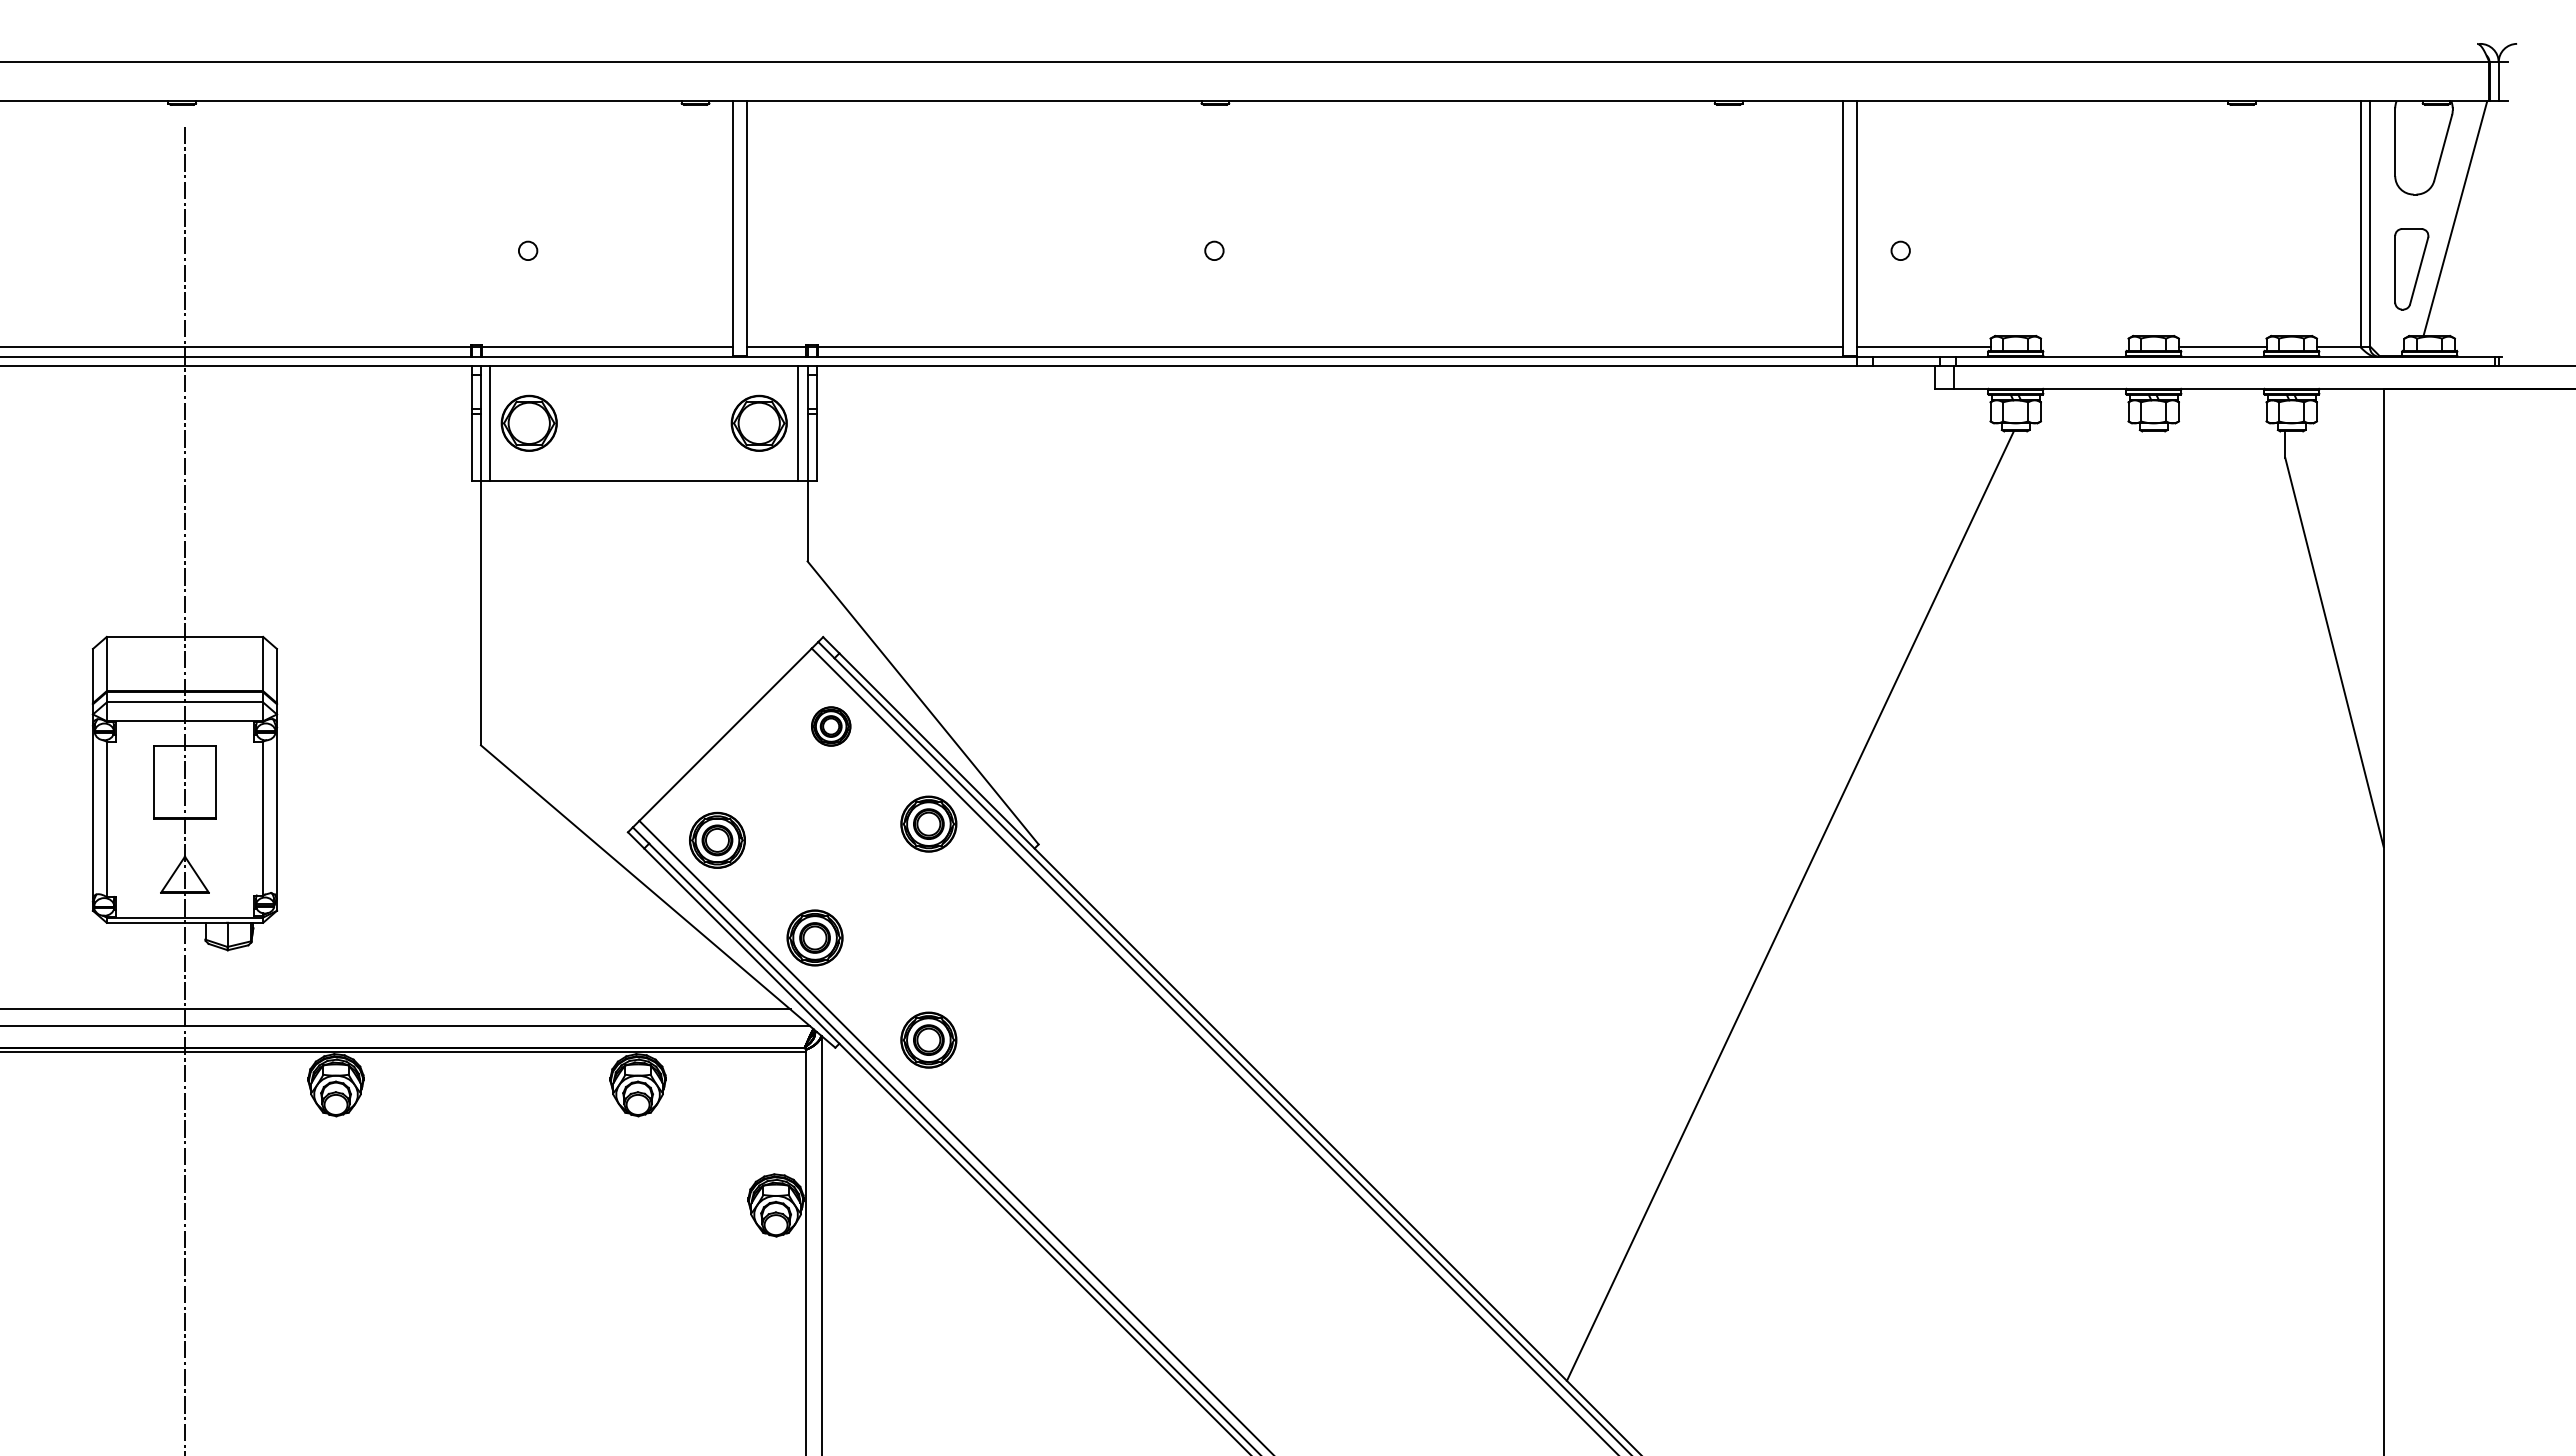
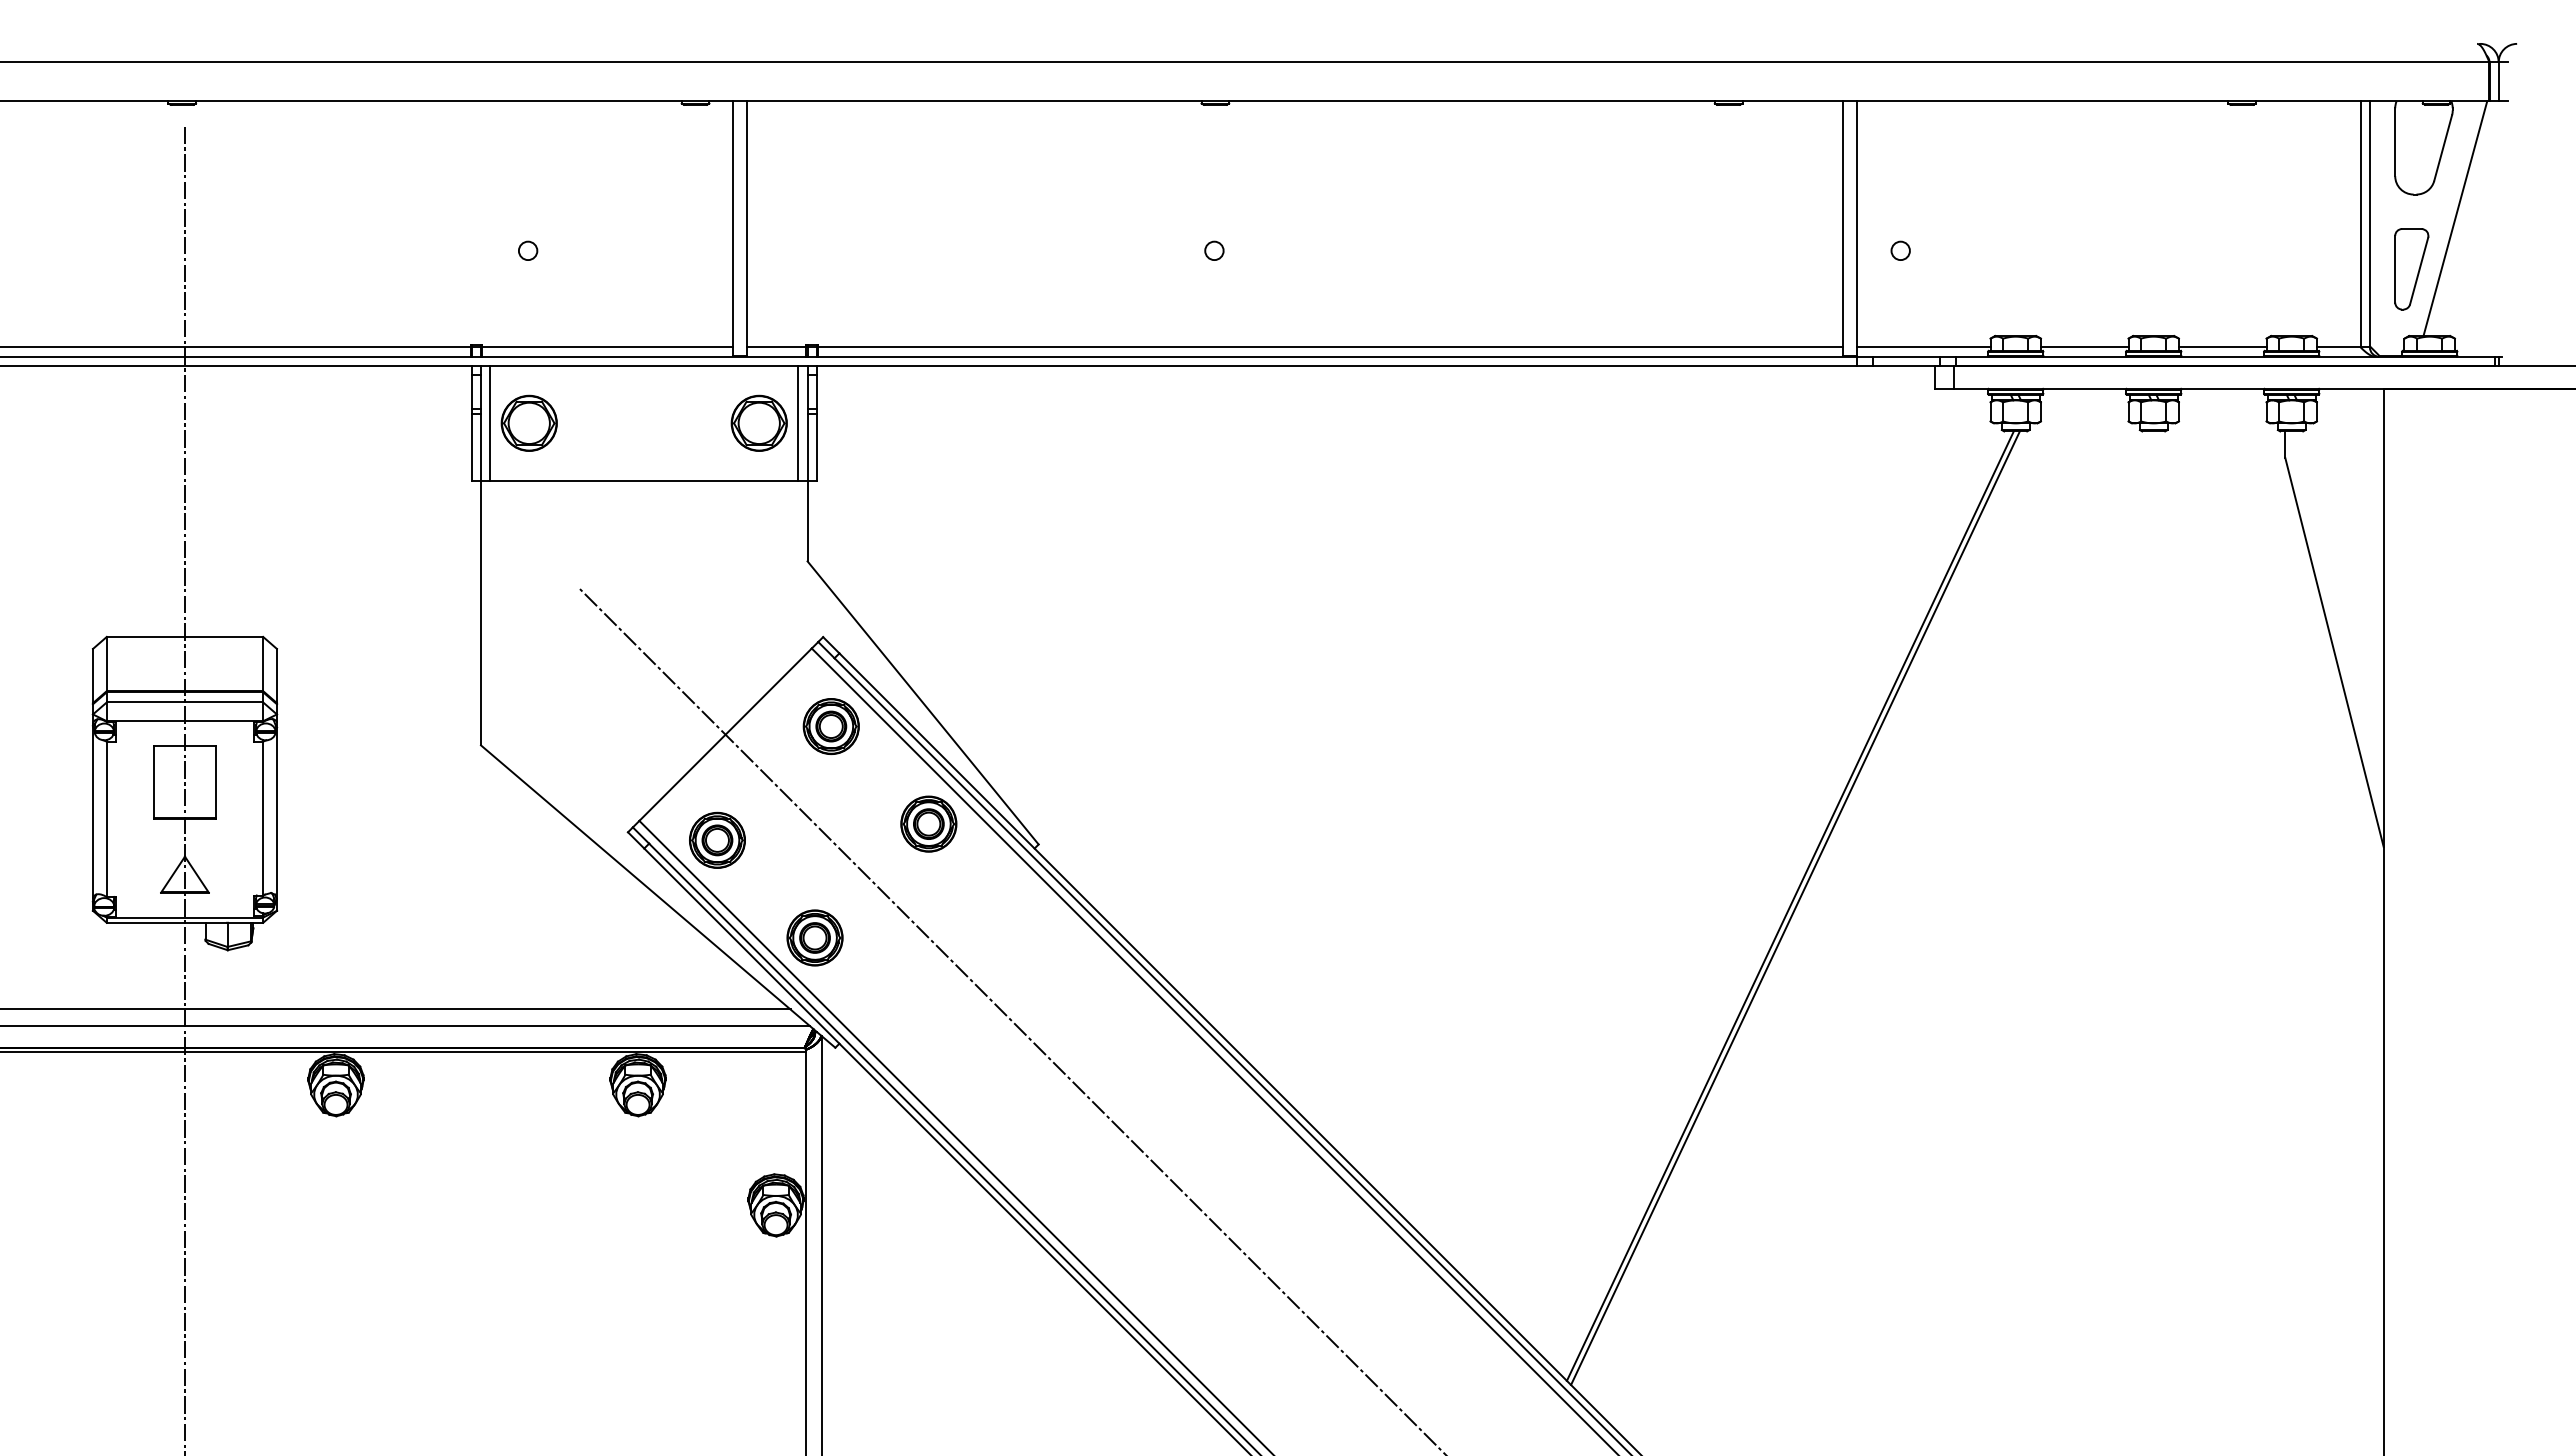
line: none -> present (2084, 347)
part size: 41x41 px -> 58x57 px (830, 726)
line: none -> present (1795, 908)
line: none -> present (1011, 1020)
part: present -> none (928, 1039)
